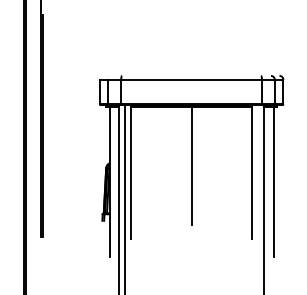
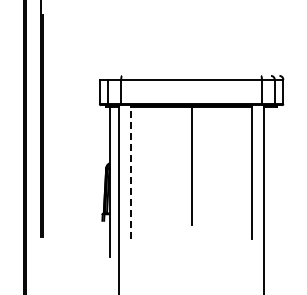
line: solid -> dashed (131, 171)
line: present -> none (273, 182)
line: present -> none (124, 198)
